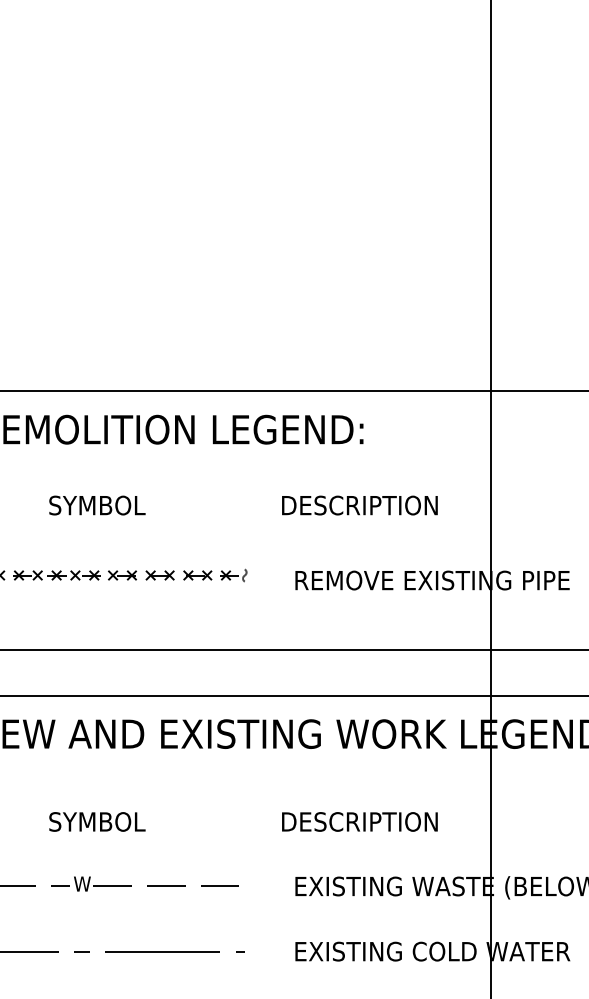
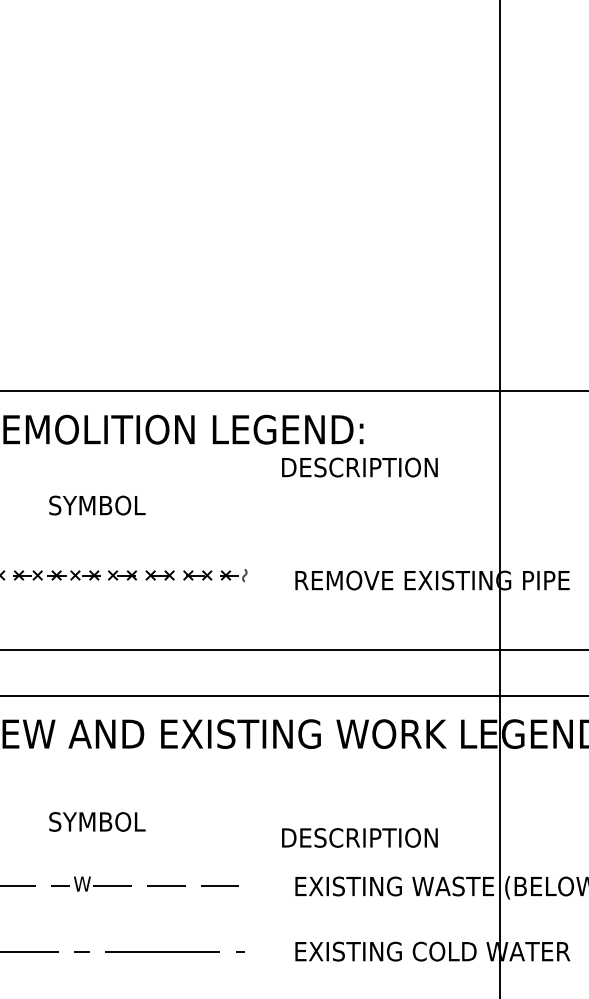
line position: (490, 498) -> (499, 498) (499, 498)
text position: (359, 505) -> (359, 467) (359, 467)
text position: (359, 821) -> (359, 837) (359, 837)
